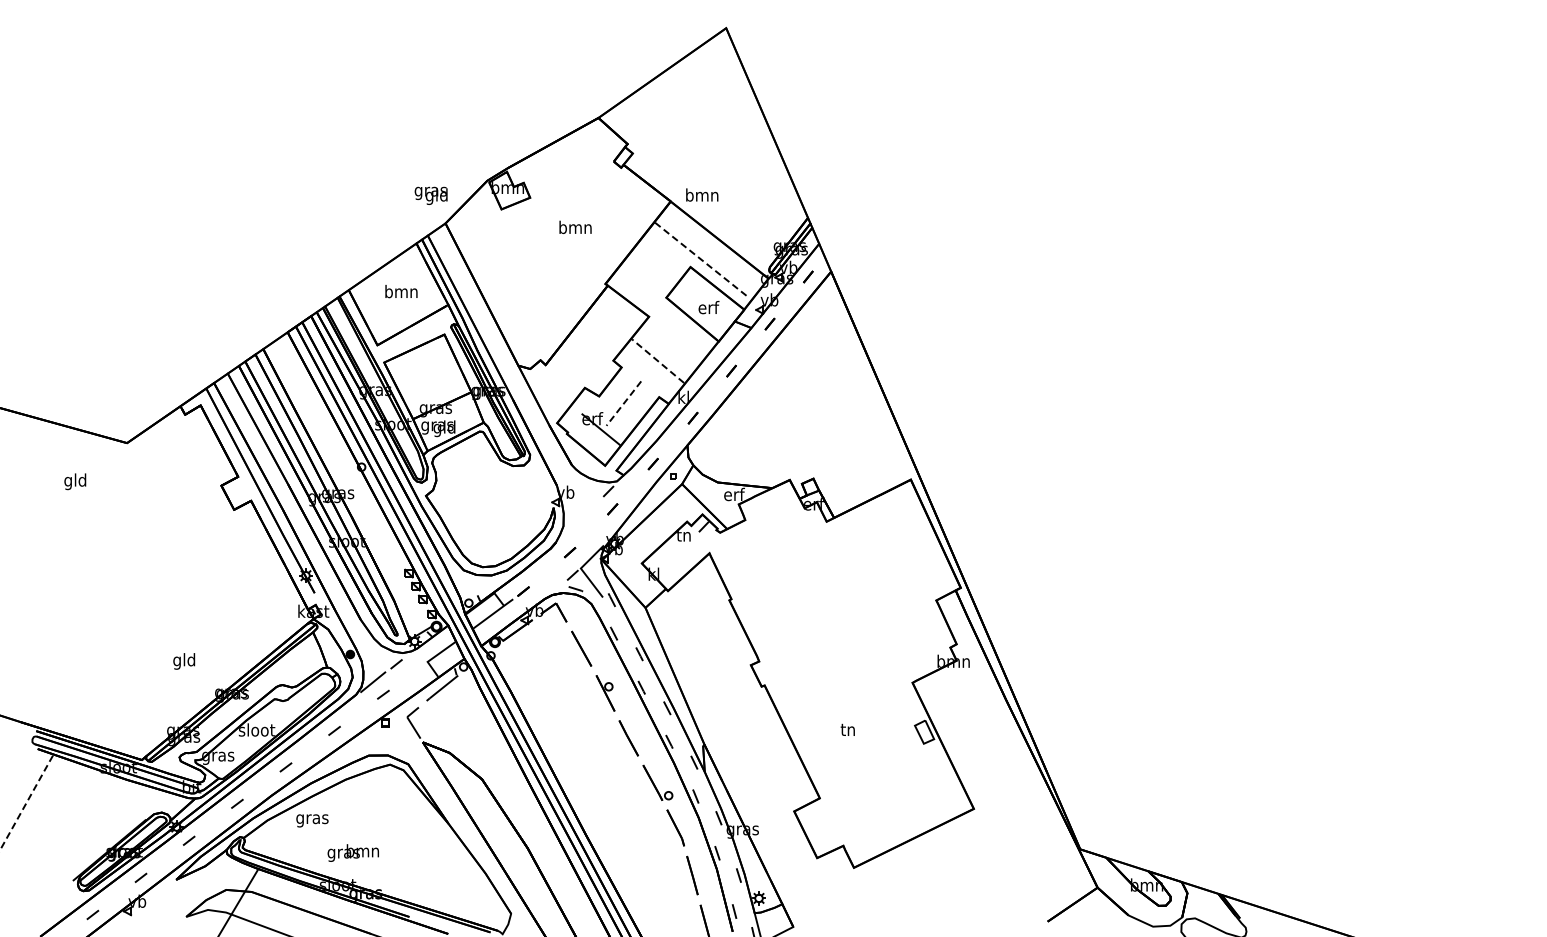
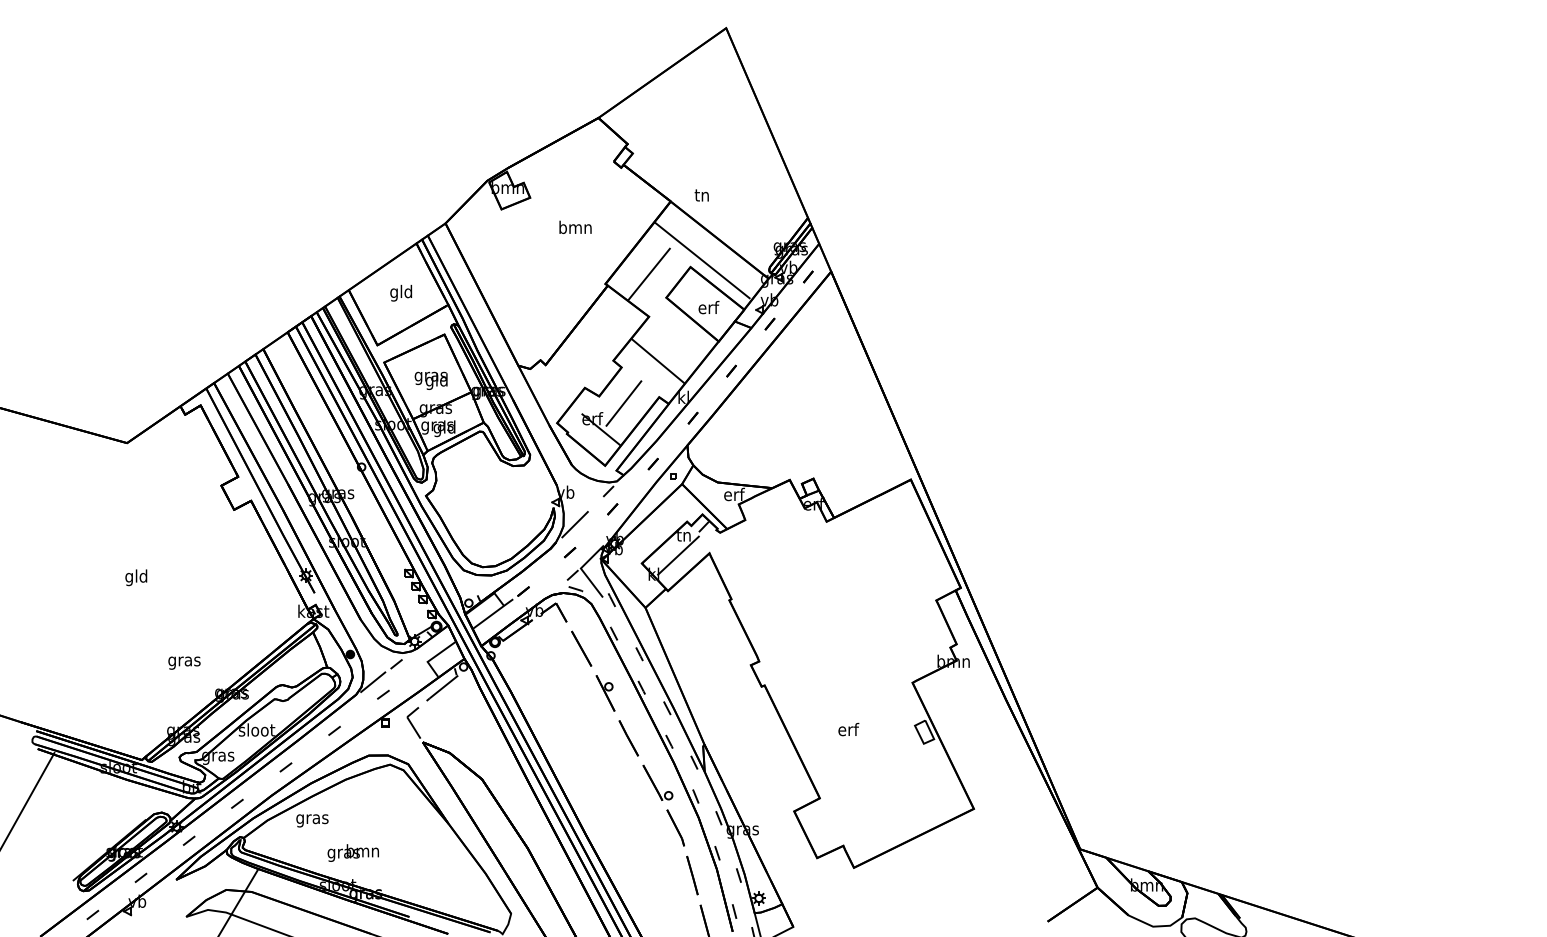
text: bmn -> tn (702, 194)
text position: (430, 195) -> (430, 380) (430, 380)
line: dashed -> solid (702, 260)
line: none -> present (648, 273)
text: bmn -> gld (401, 292)
line: dashed -> solid (658, 361)
line: dashed -> solid (623, 403)
text position: (75, 481) -> (136, 577) (136, 577)
line: none -> present (574, 524)
line: none -> present (678, 555)
text: gld -> gras (184, 661)
text: tn -> erf (848, 729)
line: dashed -> solid (27, 801)
